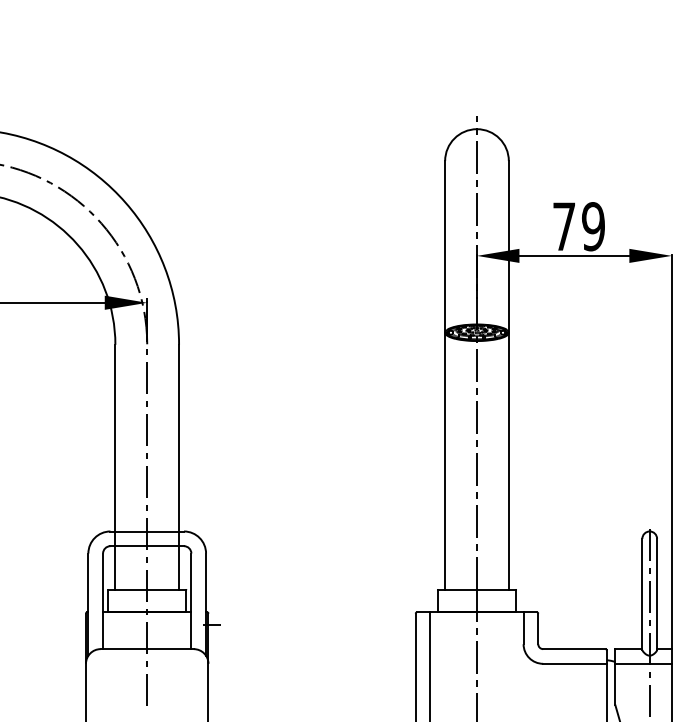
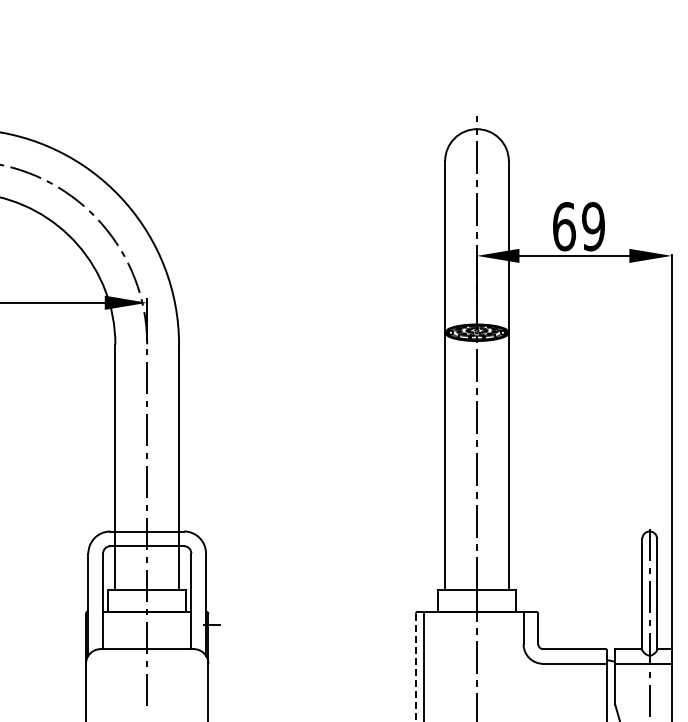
text: 79 -> 69 (564, 226)
line position: (430, 665) -> (424, 665) (424, 665)
line: solid -> dashed (415, 667)
